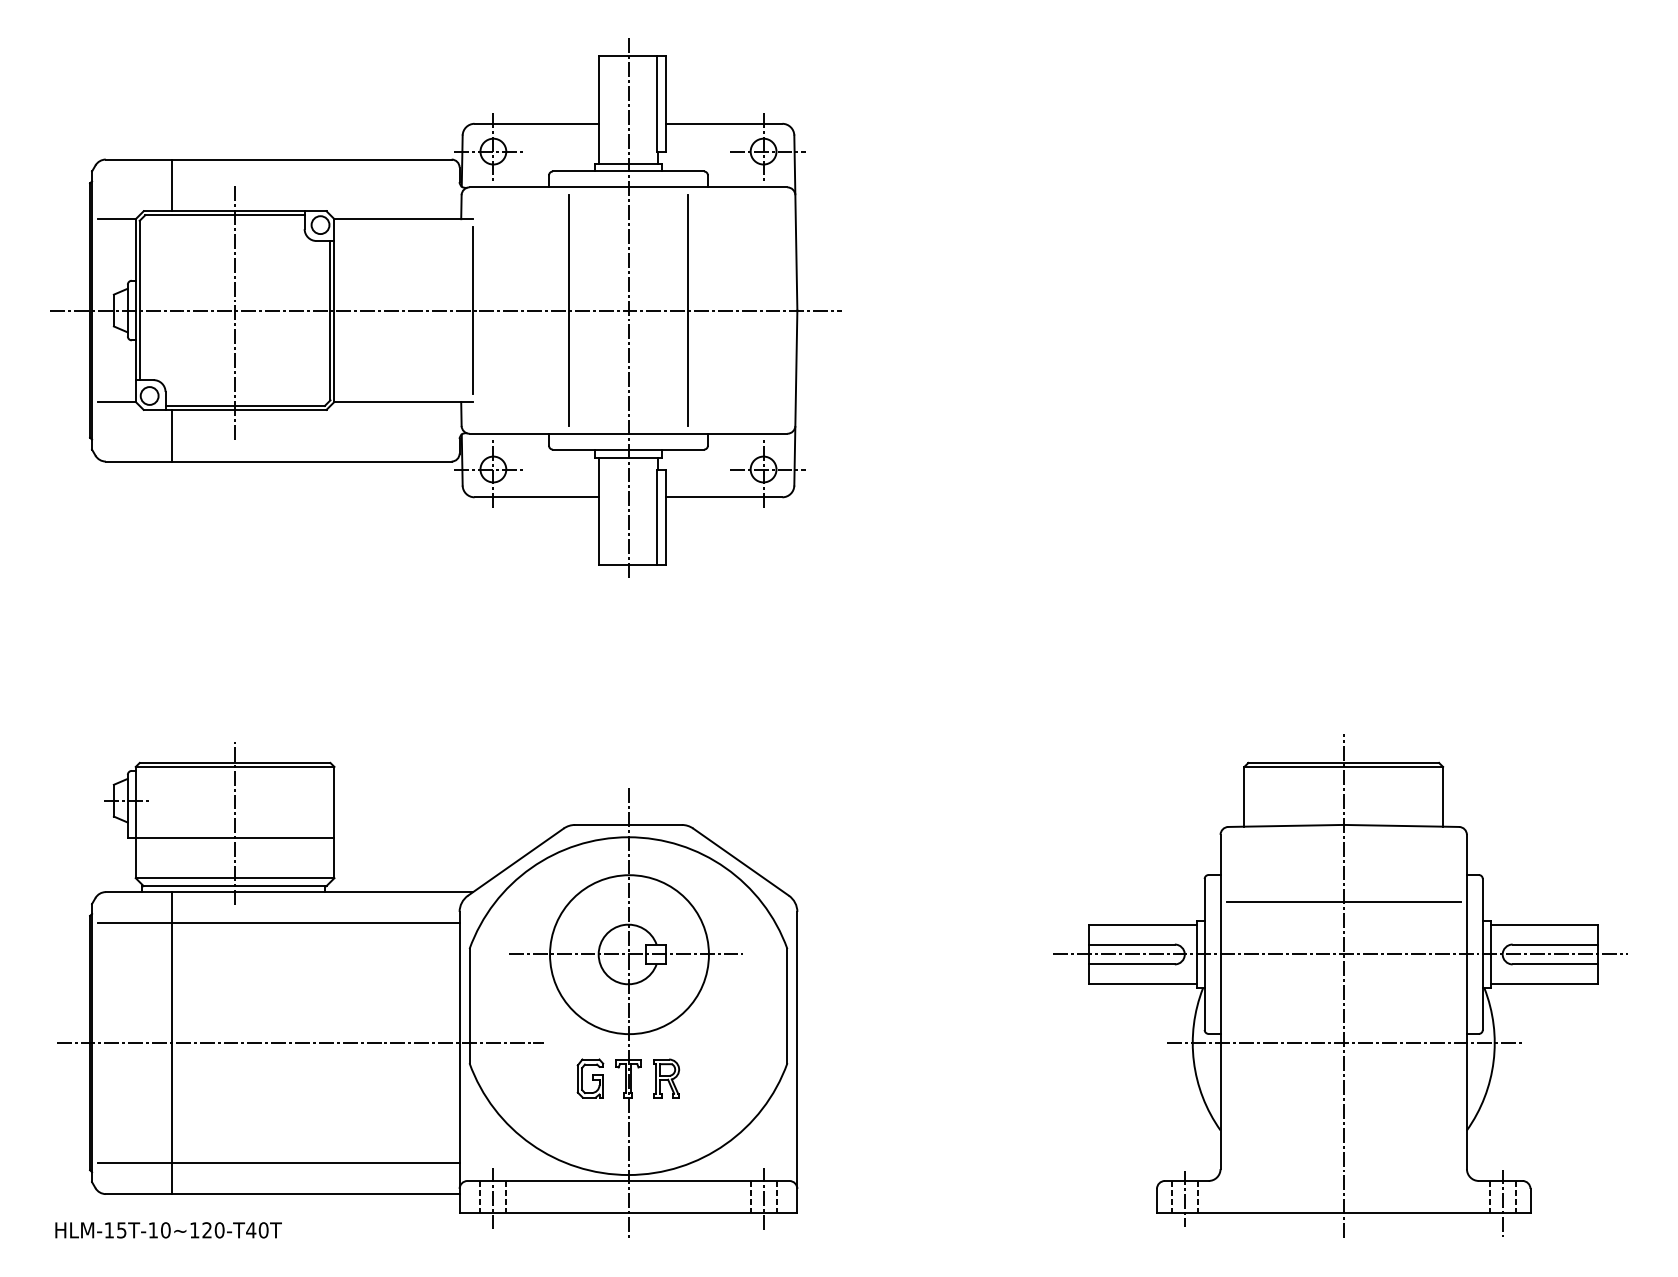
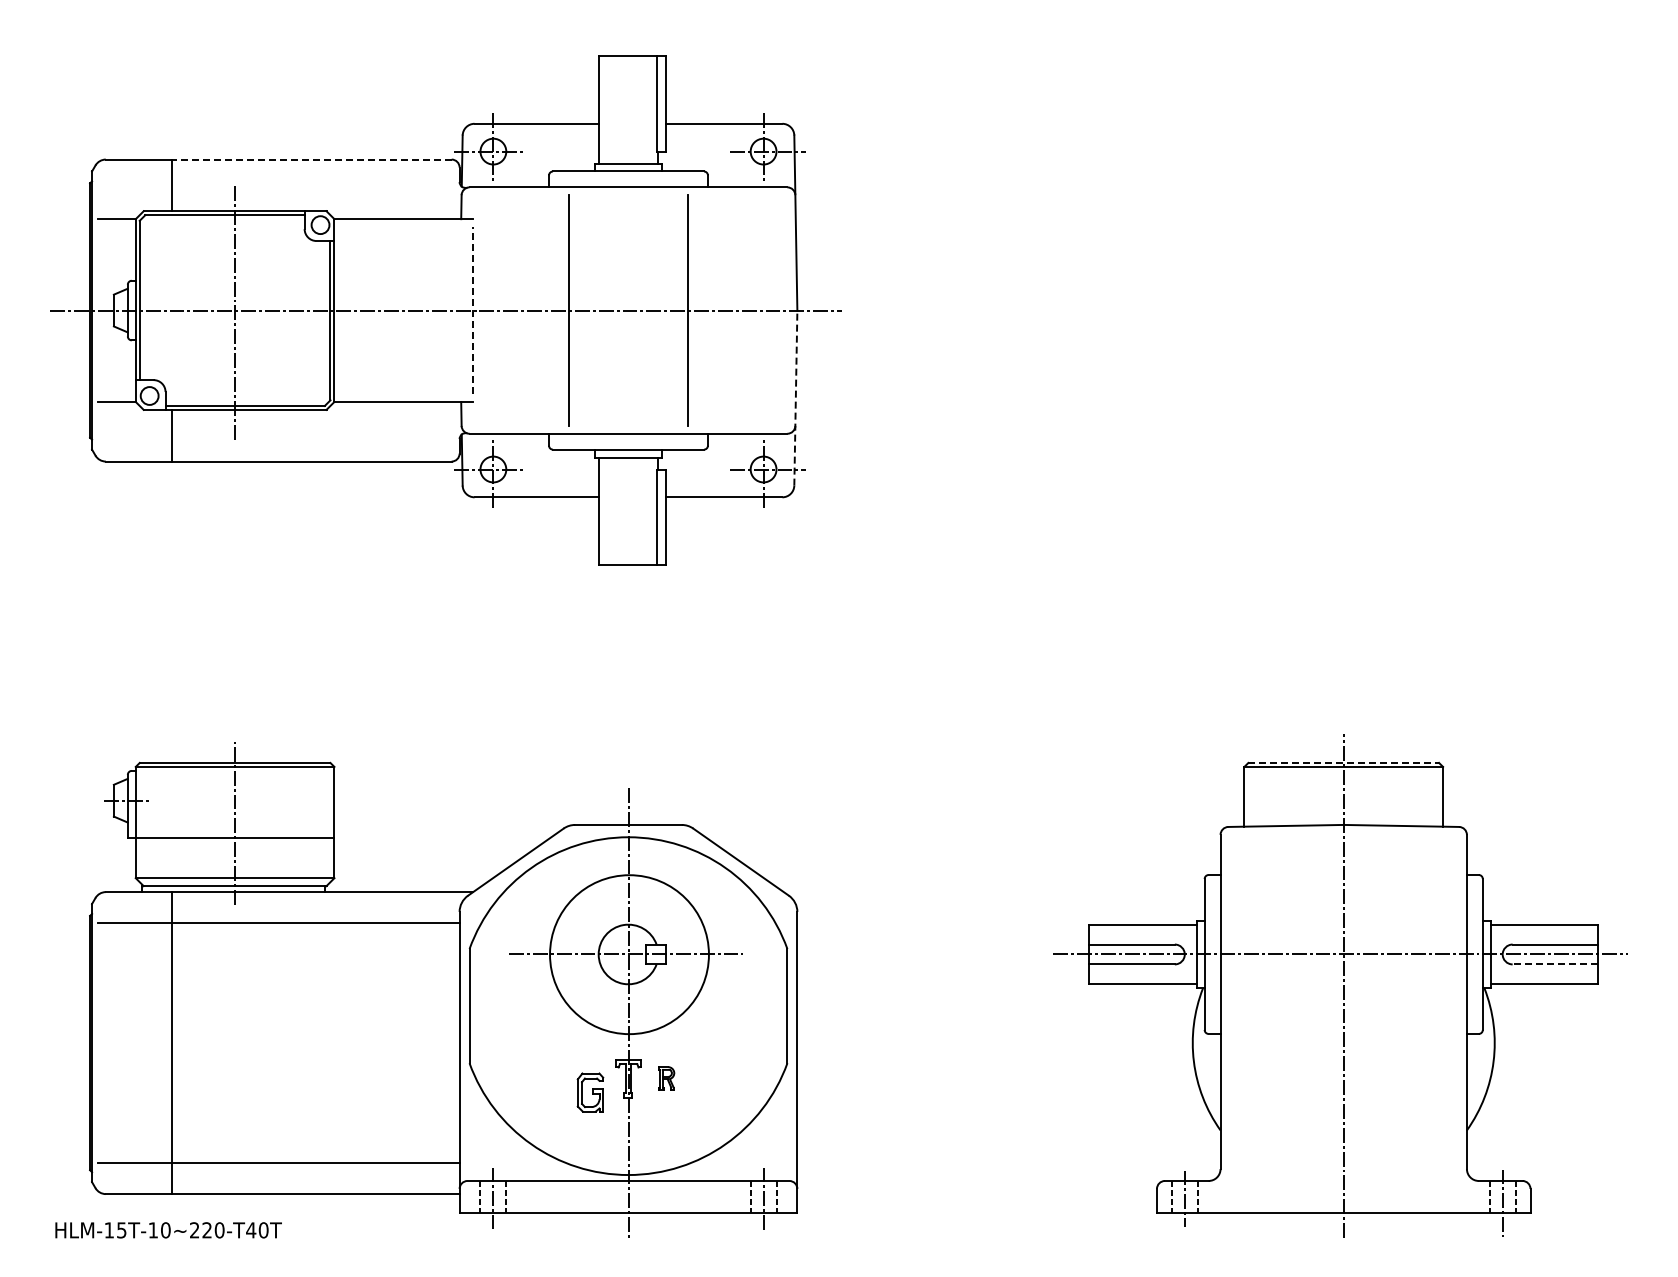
line: solid -> dashed (311, 159)
line: present -> none (628, 309)
line: solid -> dashed (473, 310)
line: solid -> dashed (795, 398)
line: solid -> dashed (1344, 762)
line: present -> none (1343, 901)
line: solid -> dashed (1555, 964)
line: present -> none (300, 1043)
line: present -> none (1345, 1043)
part position: (590, 1078) -> (590, 1092) (590, 1092)
part size: 28x41 px -> 18x25 px (666, 1078)
text: HLM-15T-10~120-T40T -> HLM-15T-10~220-T40T (194, 1230)
